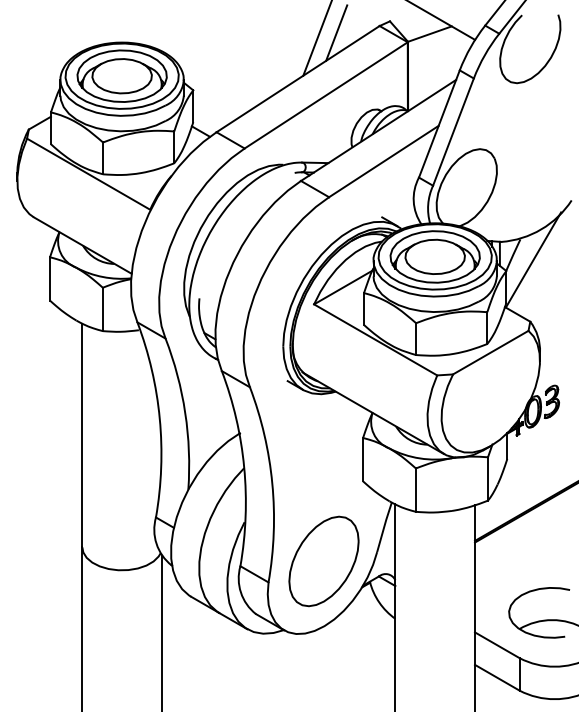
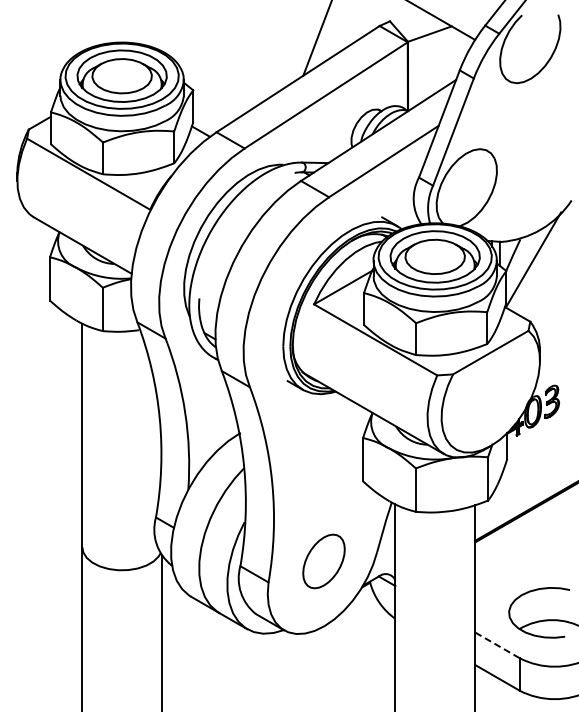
line: present -> none (336, 32)
part size: 72x93 px -> 44x57 px (323, 561)
line: solid -> dashed (497, 645)
